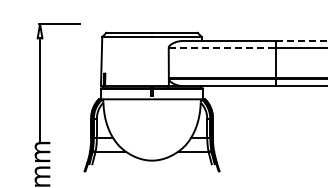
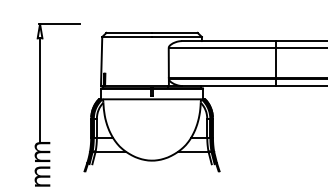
line: dashed -> solid (301, 41)
line: dashed -> solid (222, 48)
